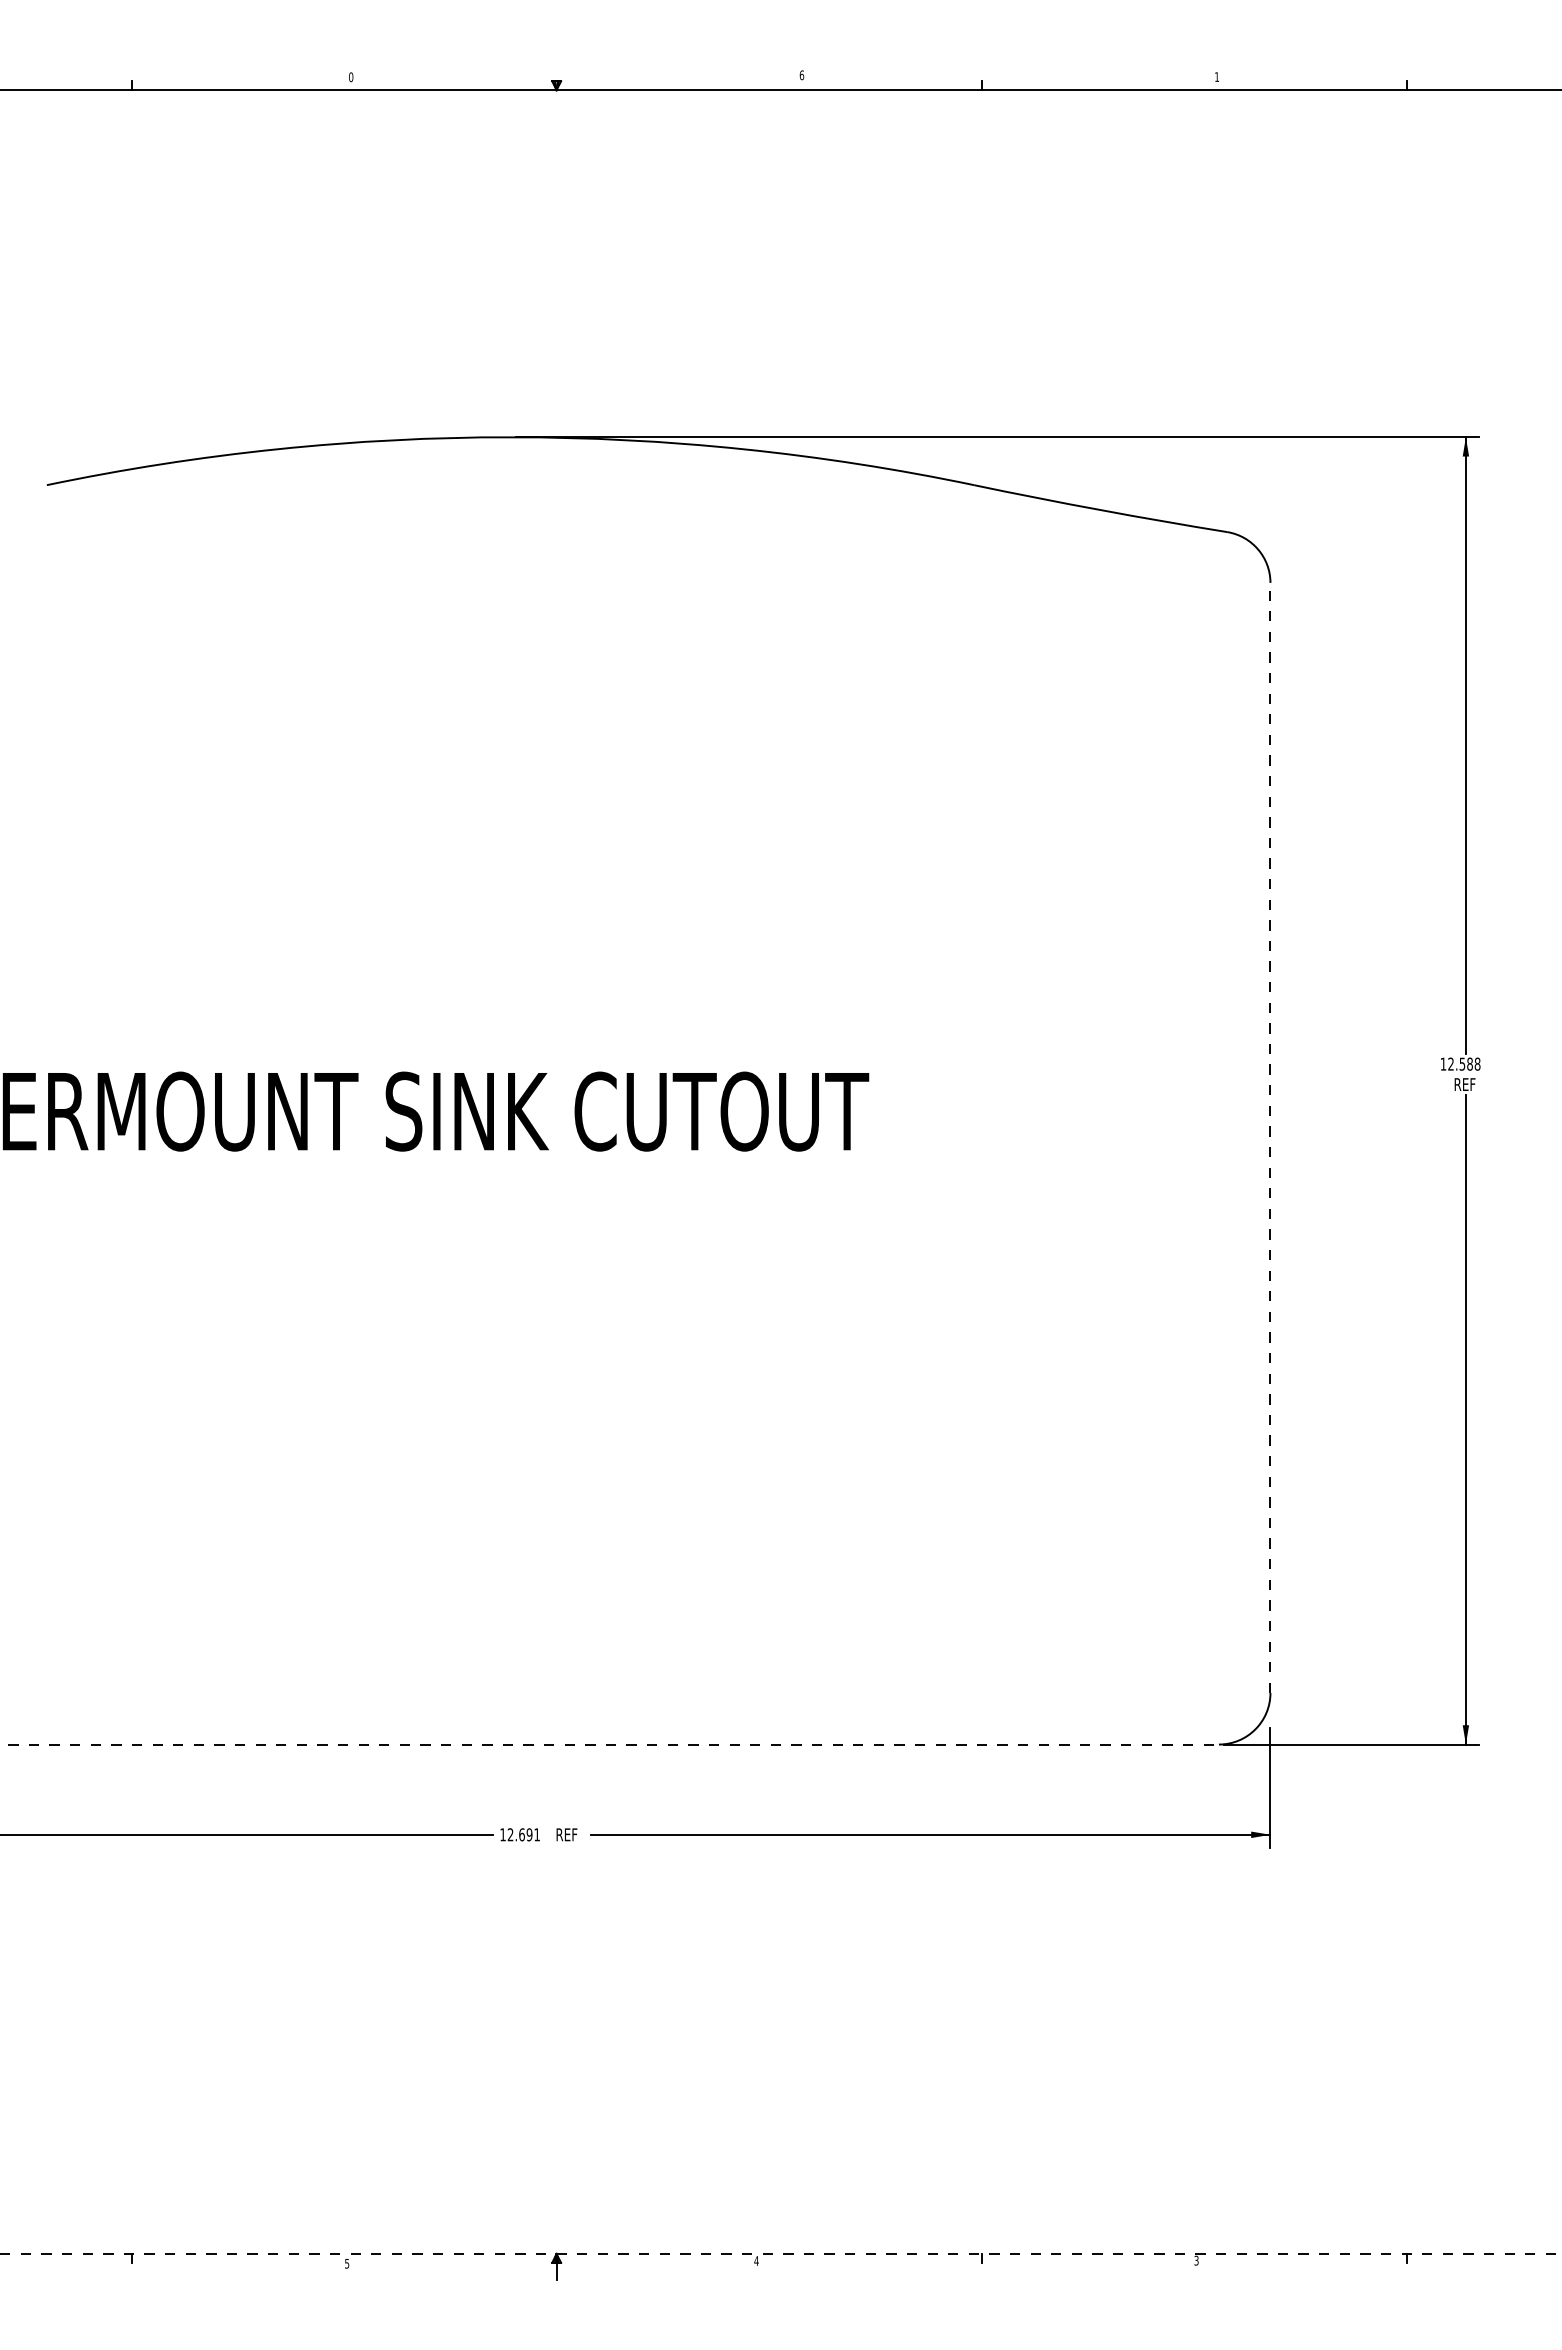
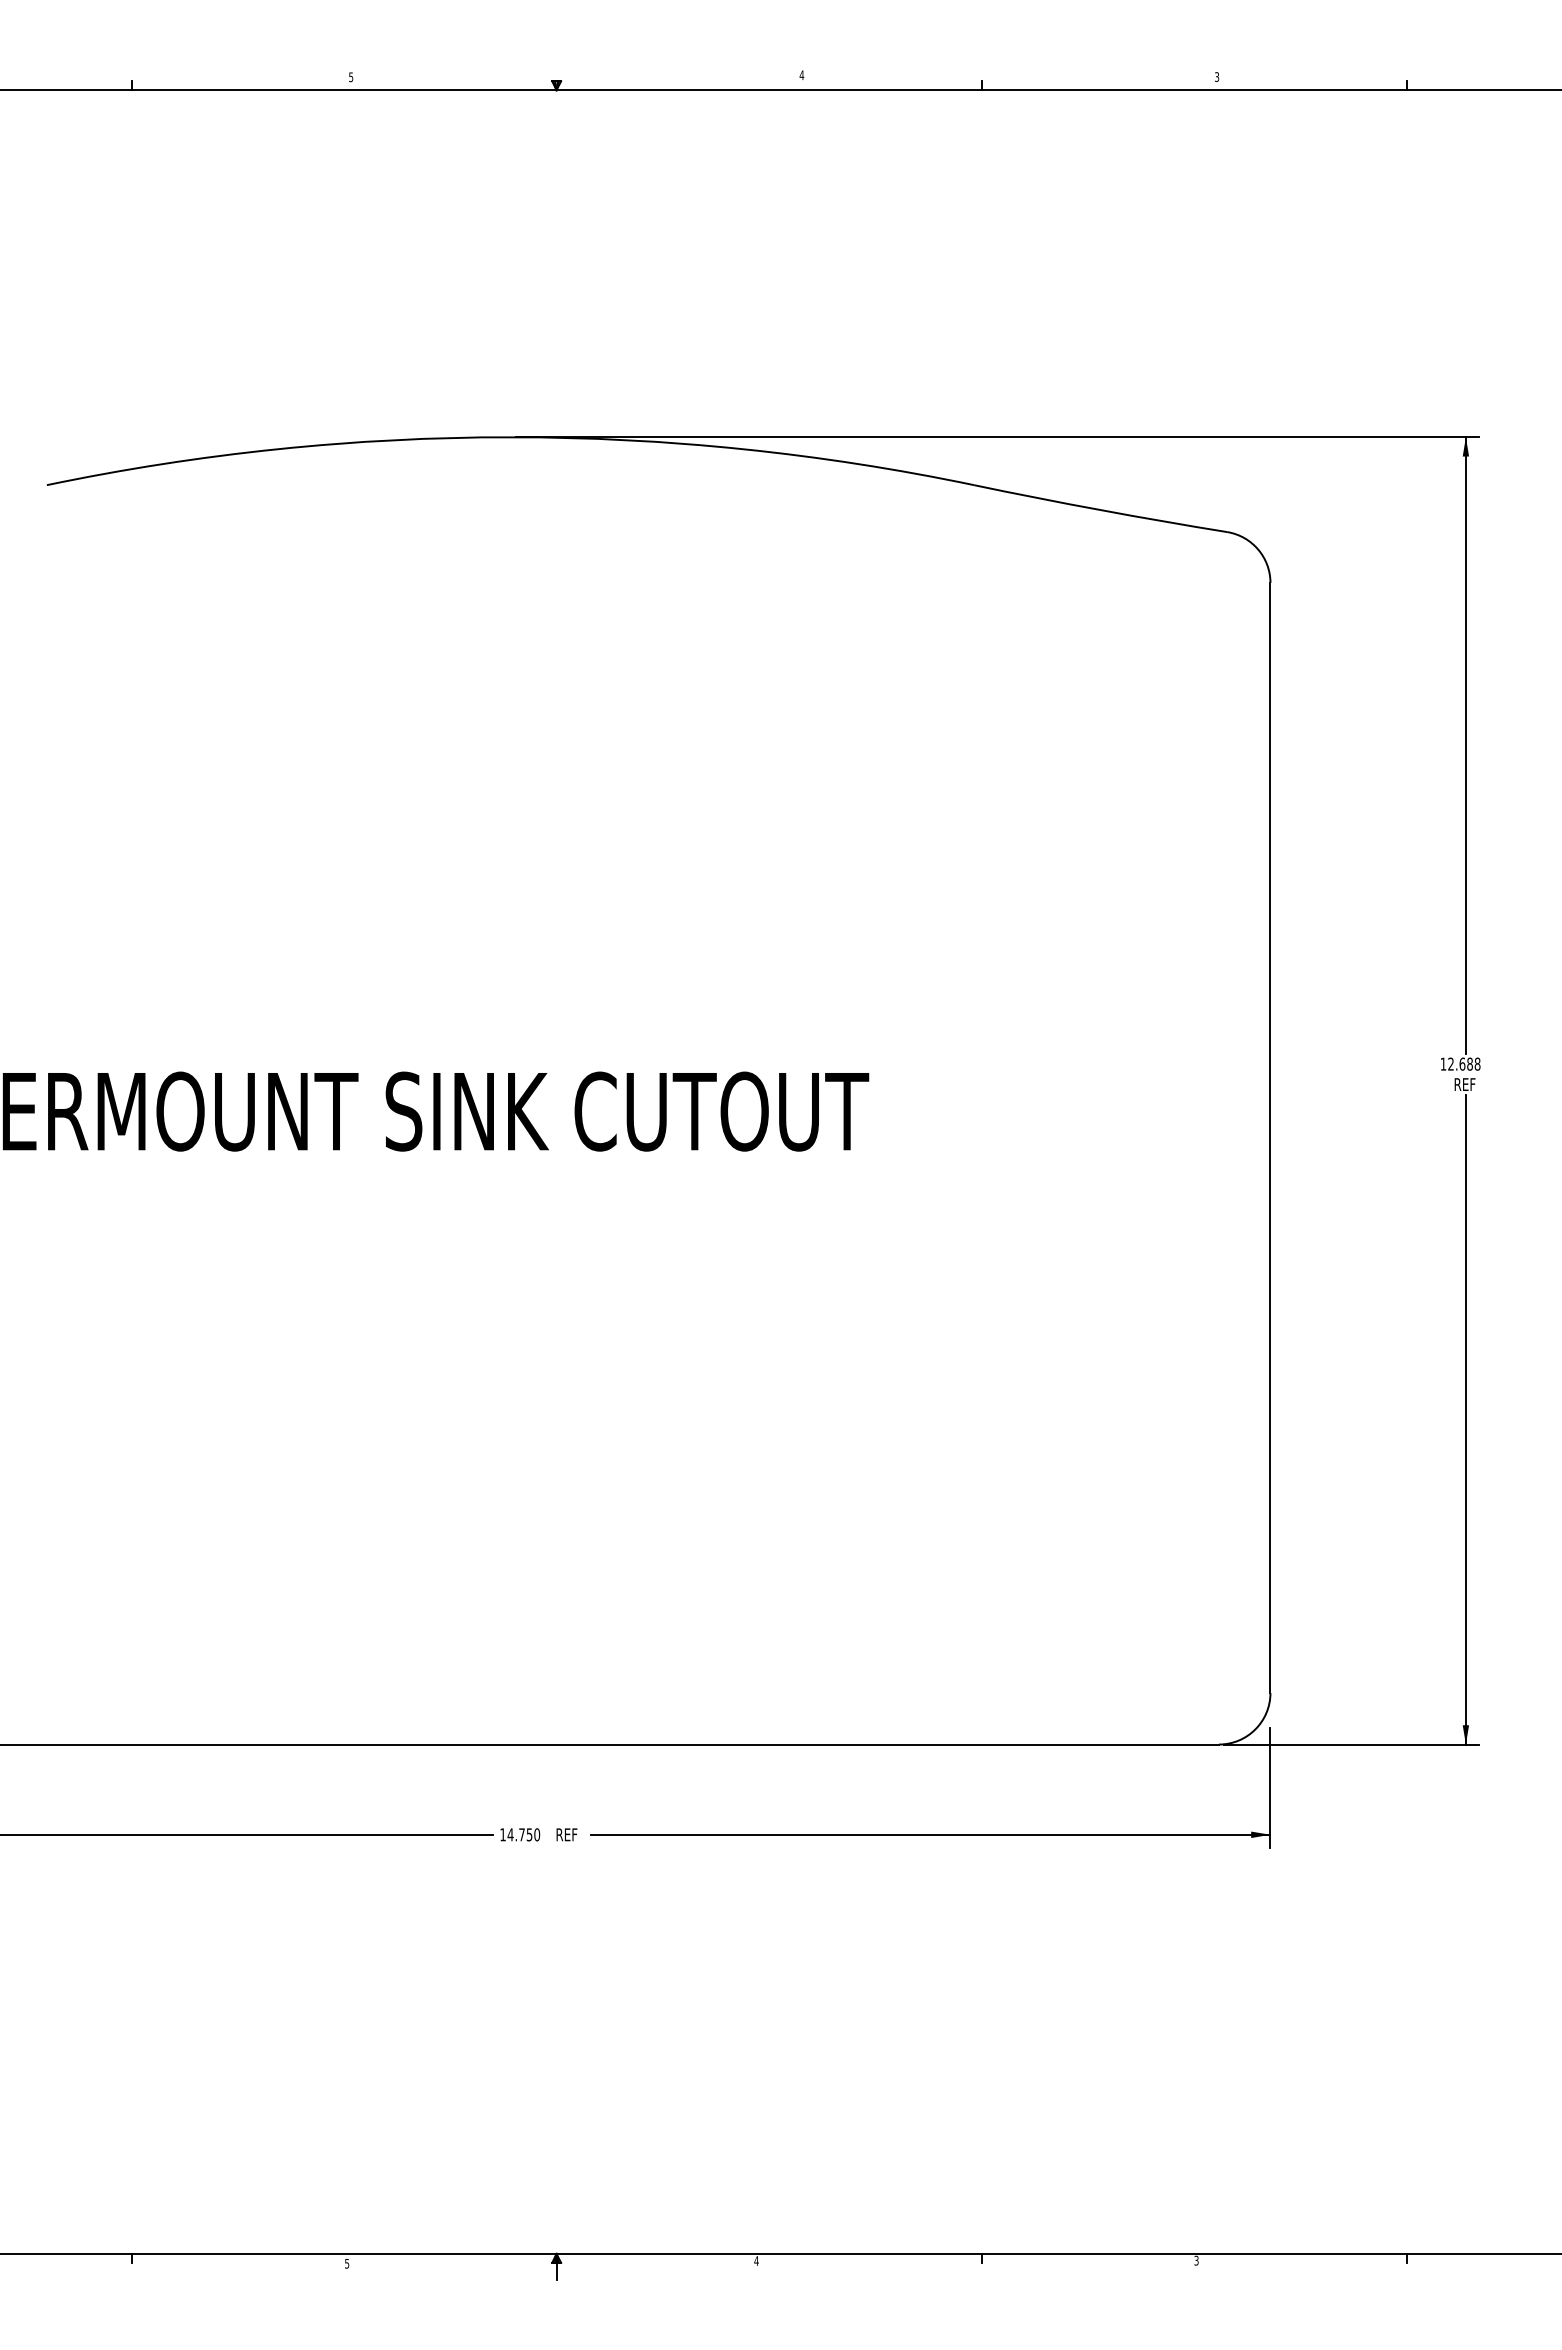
text: 6 -> 4 (801, 75)
text: 1 -> 3 (1217, 76)
text: 0 -> 5 (351, 77)
text: 12.588 -> 12.688 (1462, 1063)
line: dashed -> solid (1270, 1137)
line: dashed -> solid (610, 1744)
text: 12.691 -> 14.750 (523, 1834)
line: dashed -> solid (781, 2253)
